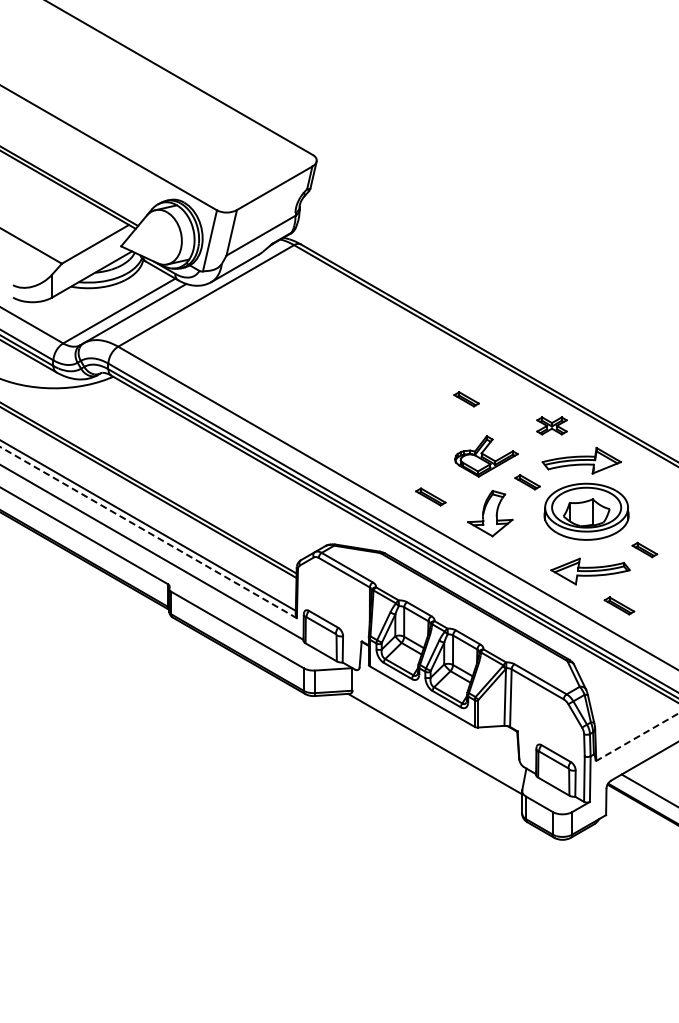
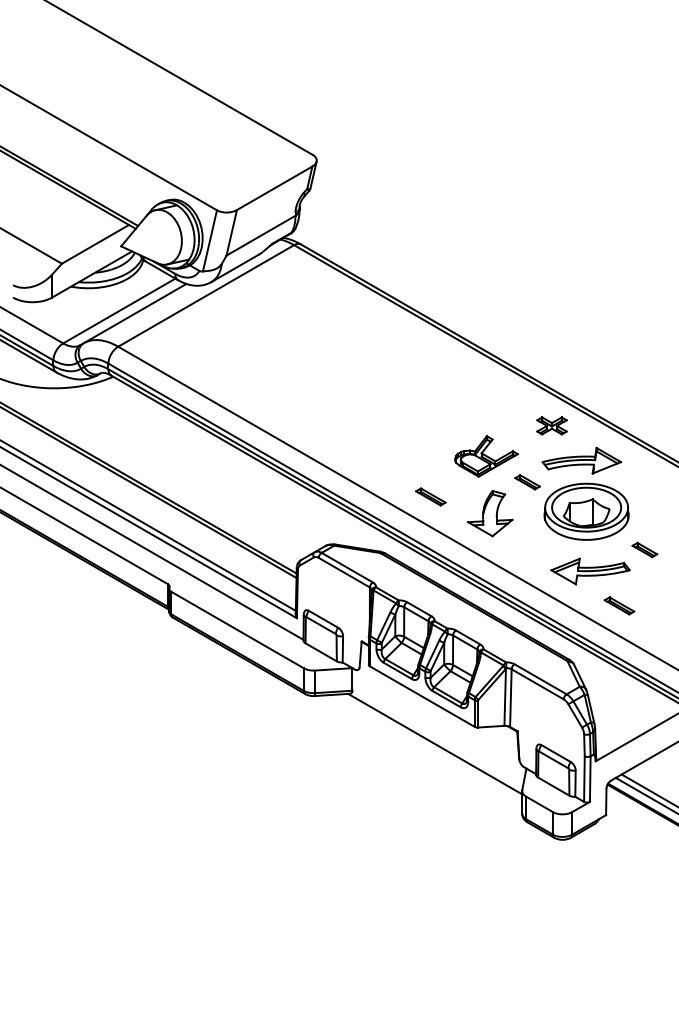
part: present -> none (466, 399)
line: dashed -> solid (148, 532)
line: dashed -> solid (636, 737)
line: none -> present (645, 794)
